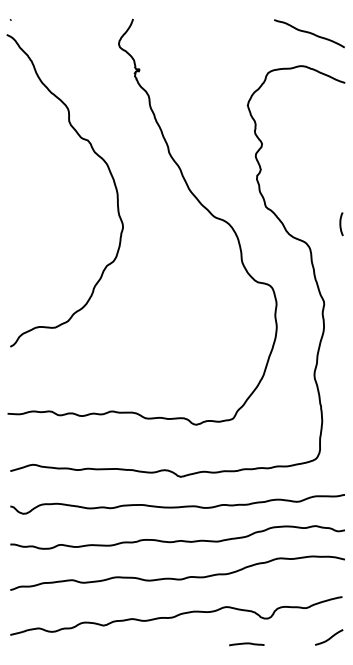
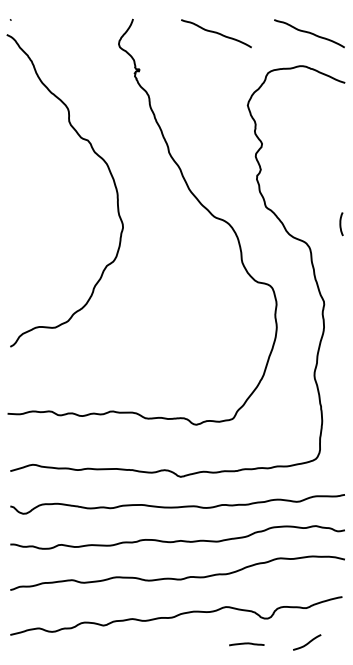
curve: none -> present (216, 33)
curve position: (329, 637) -> (307, 642) (307, 642)
